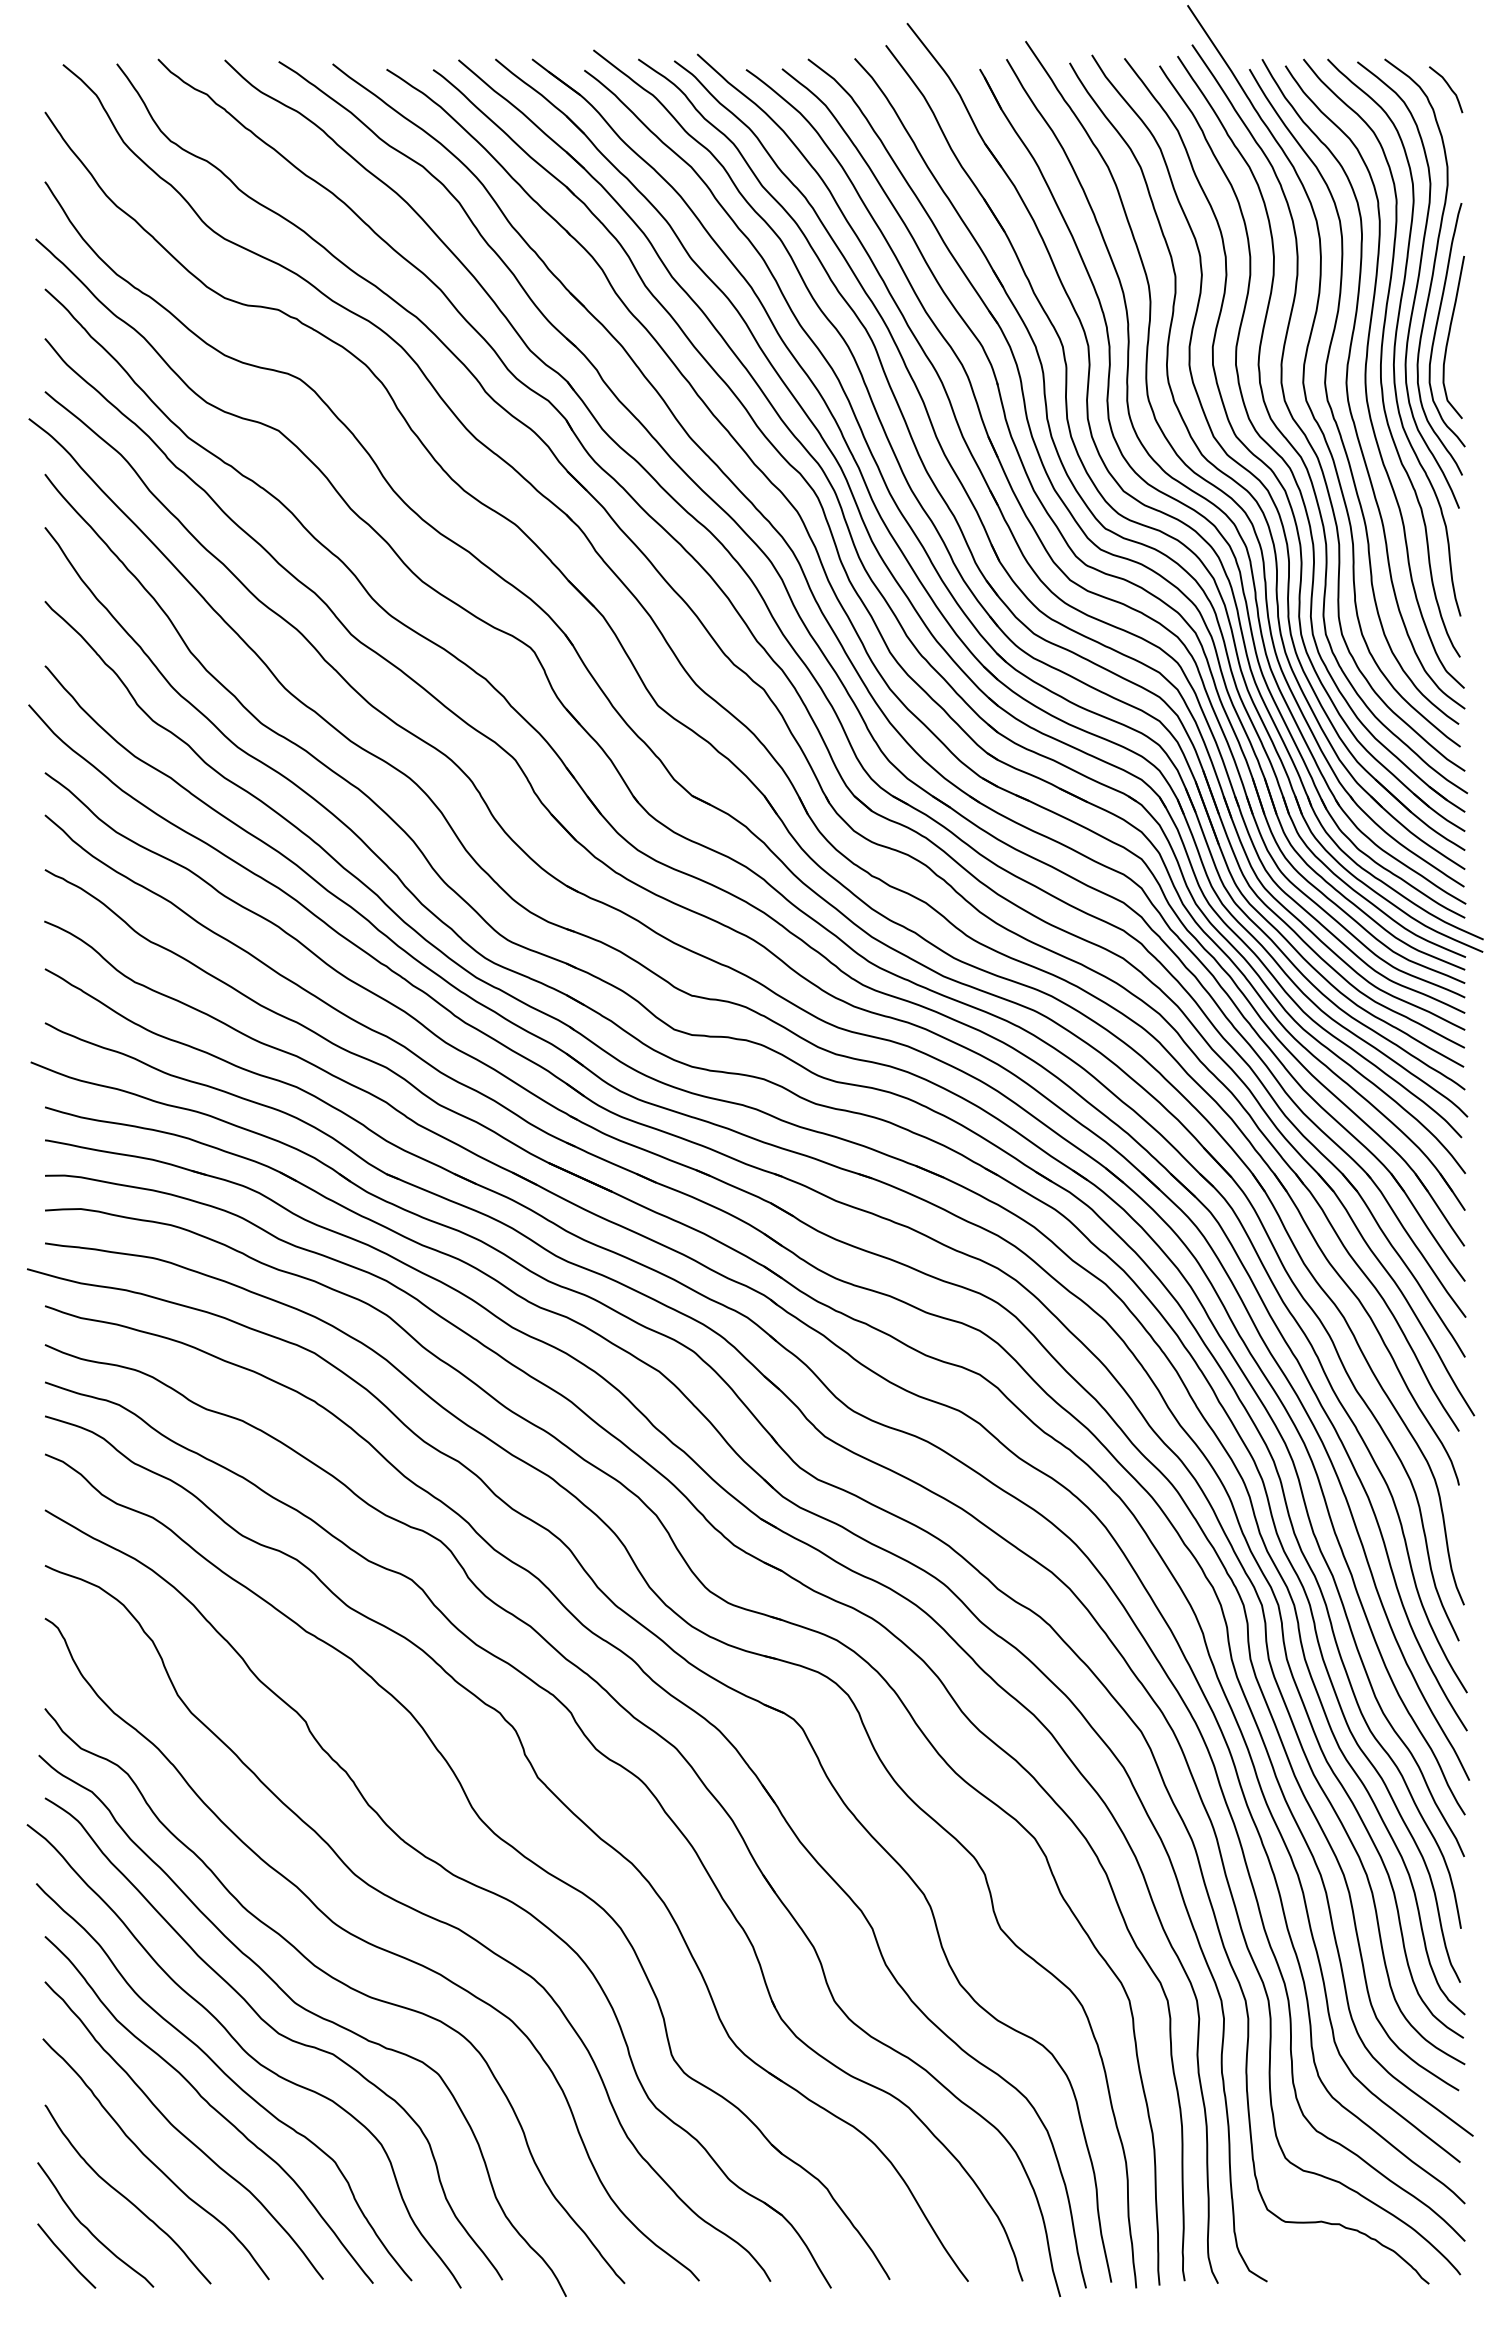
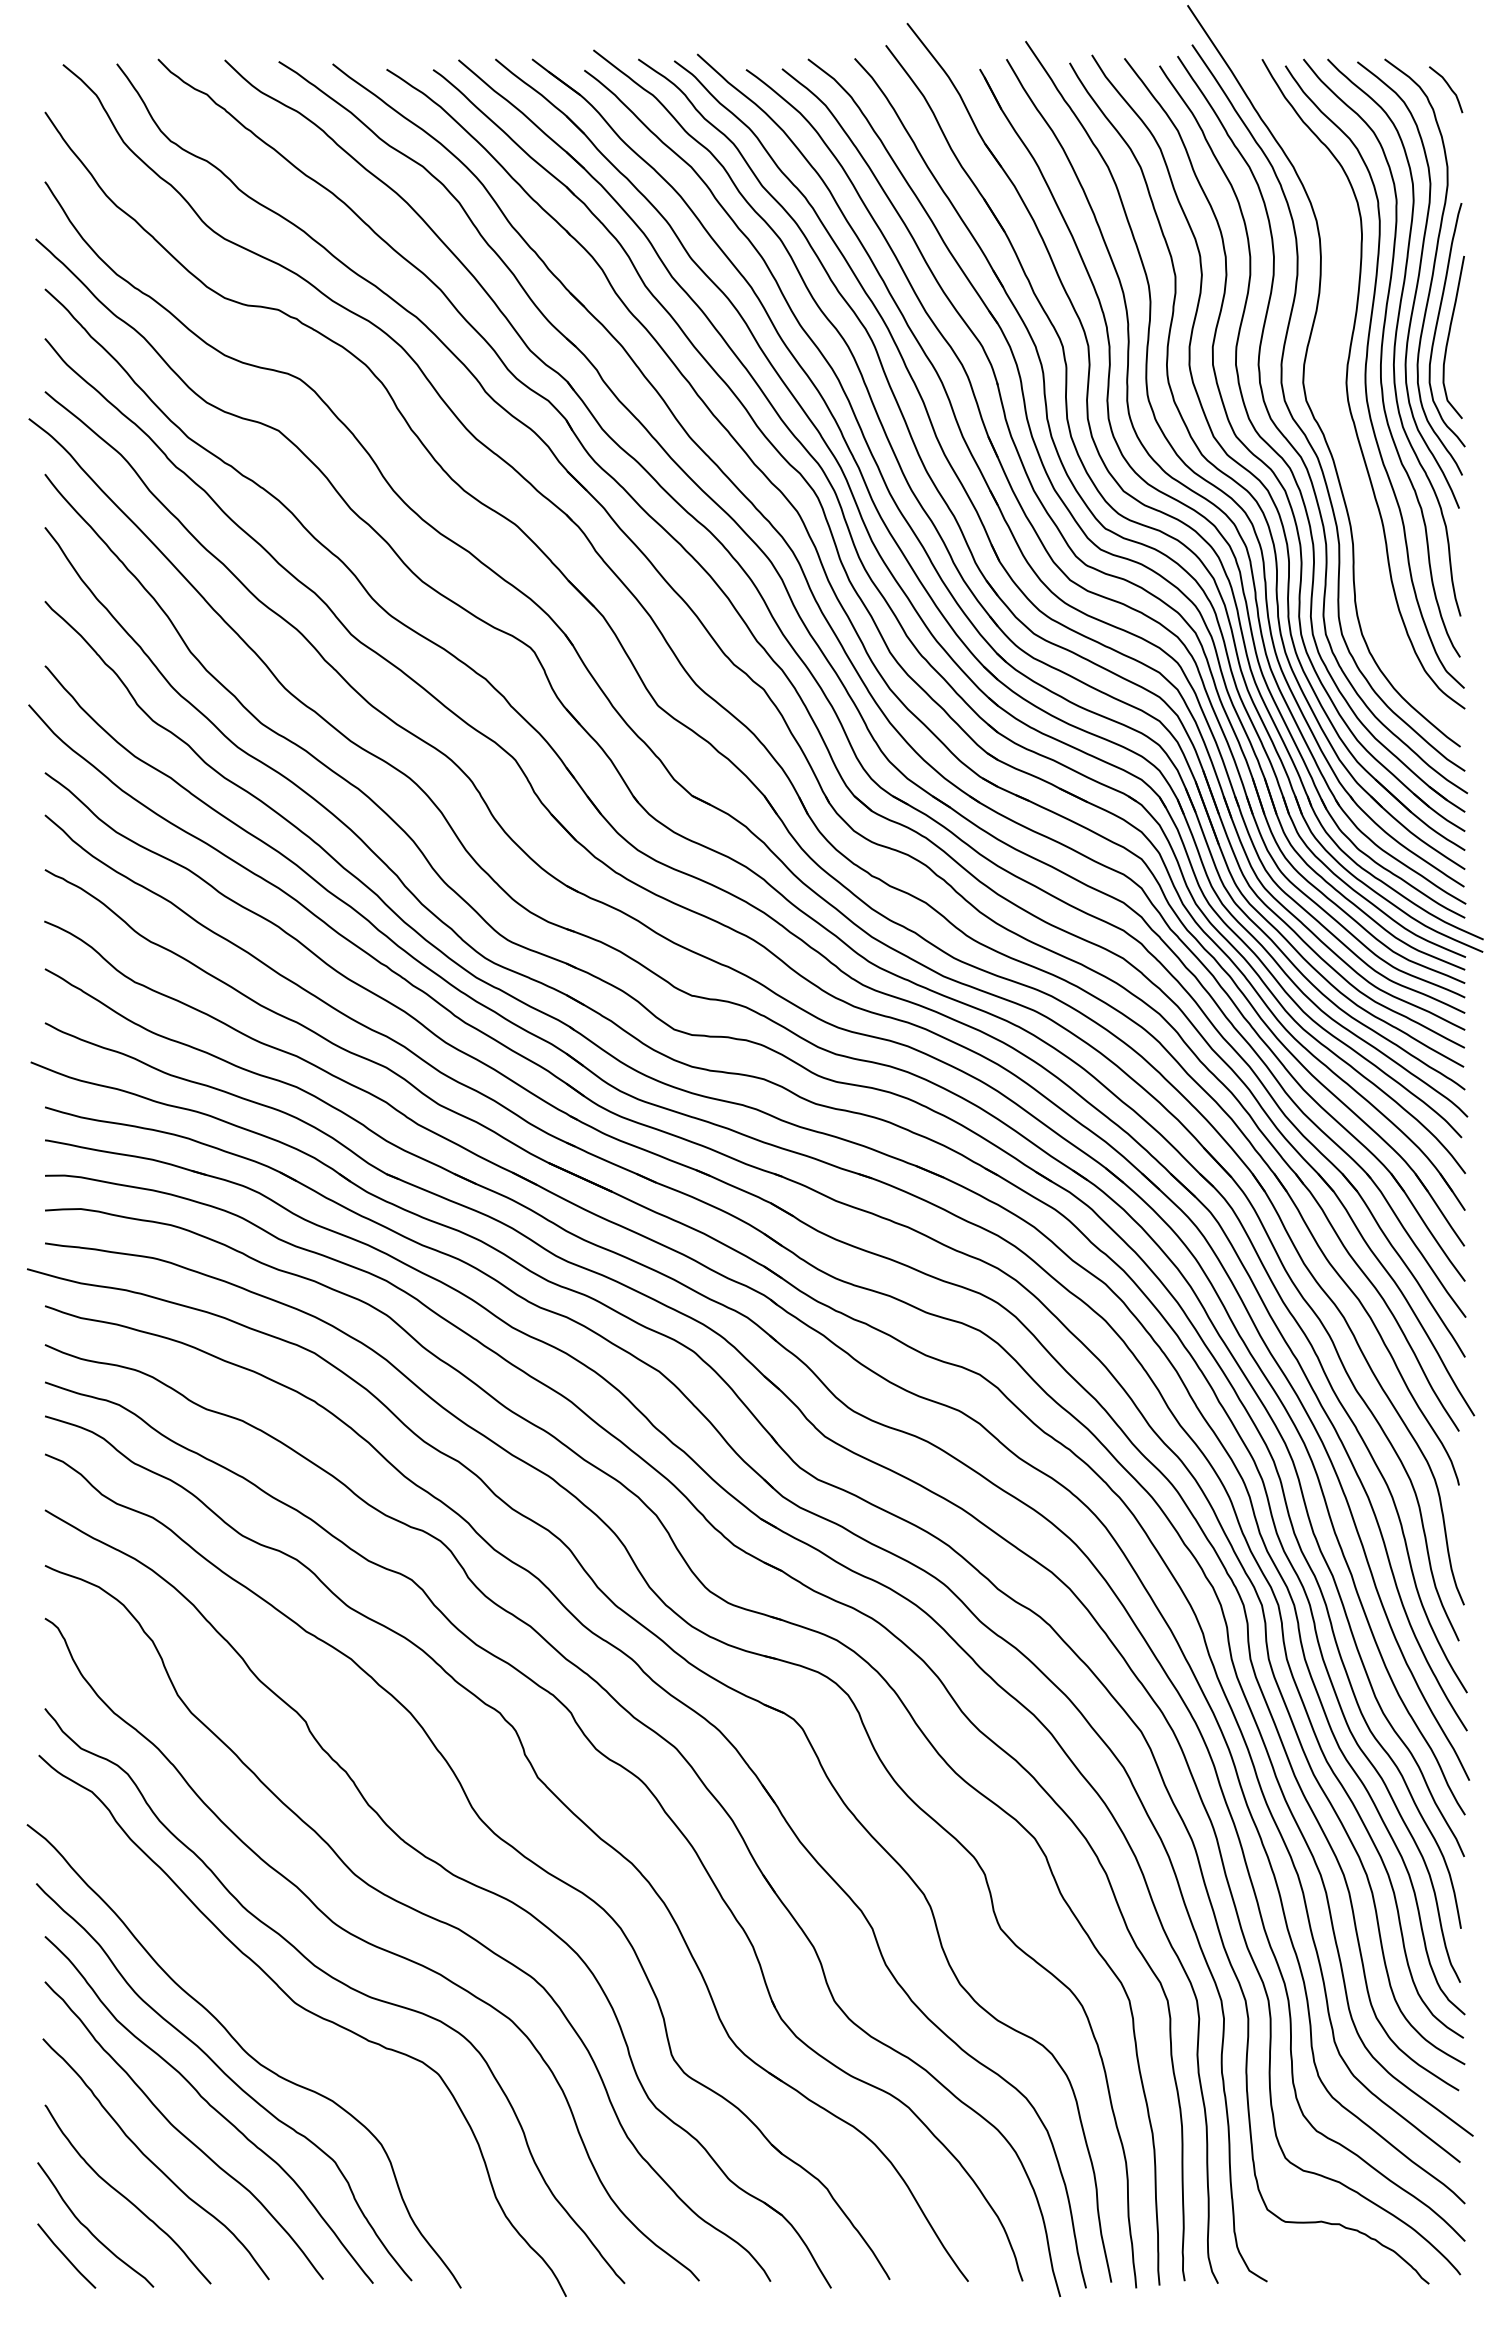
curve: present -> none (1331, 406)
curve: present -> none (275, 2032)
